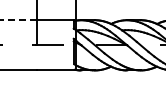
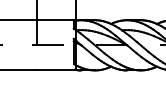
line: dashed -> solid (18, 20)
